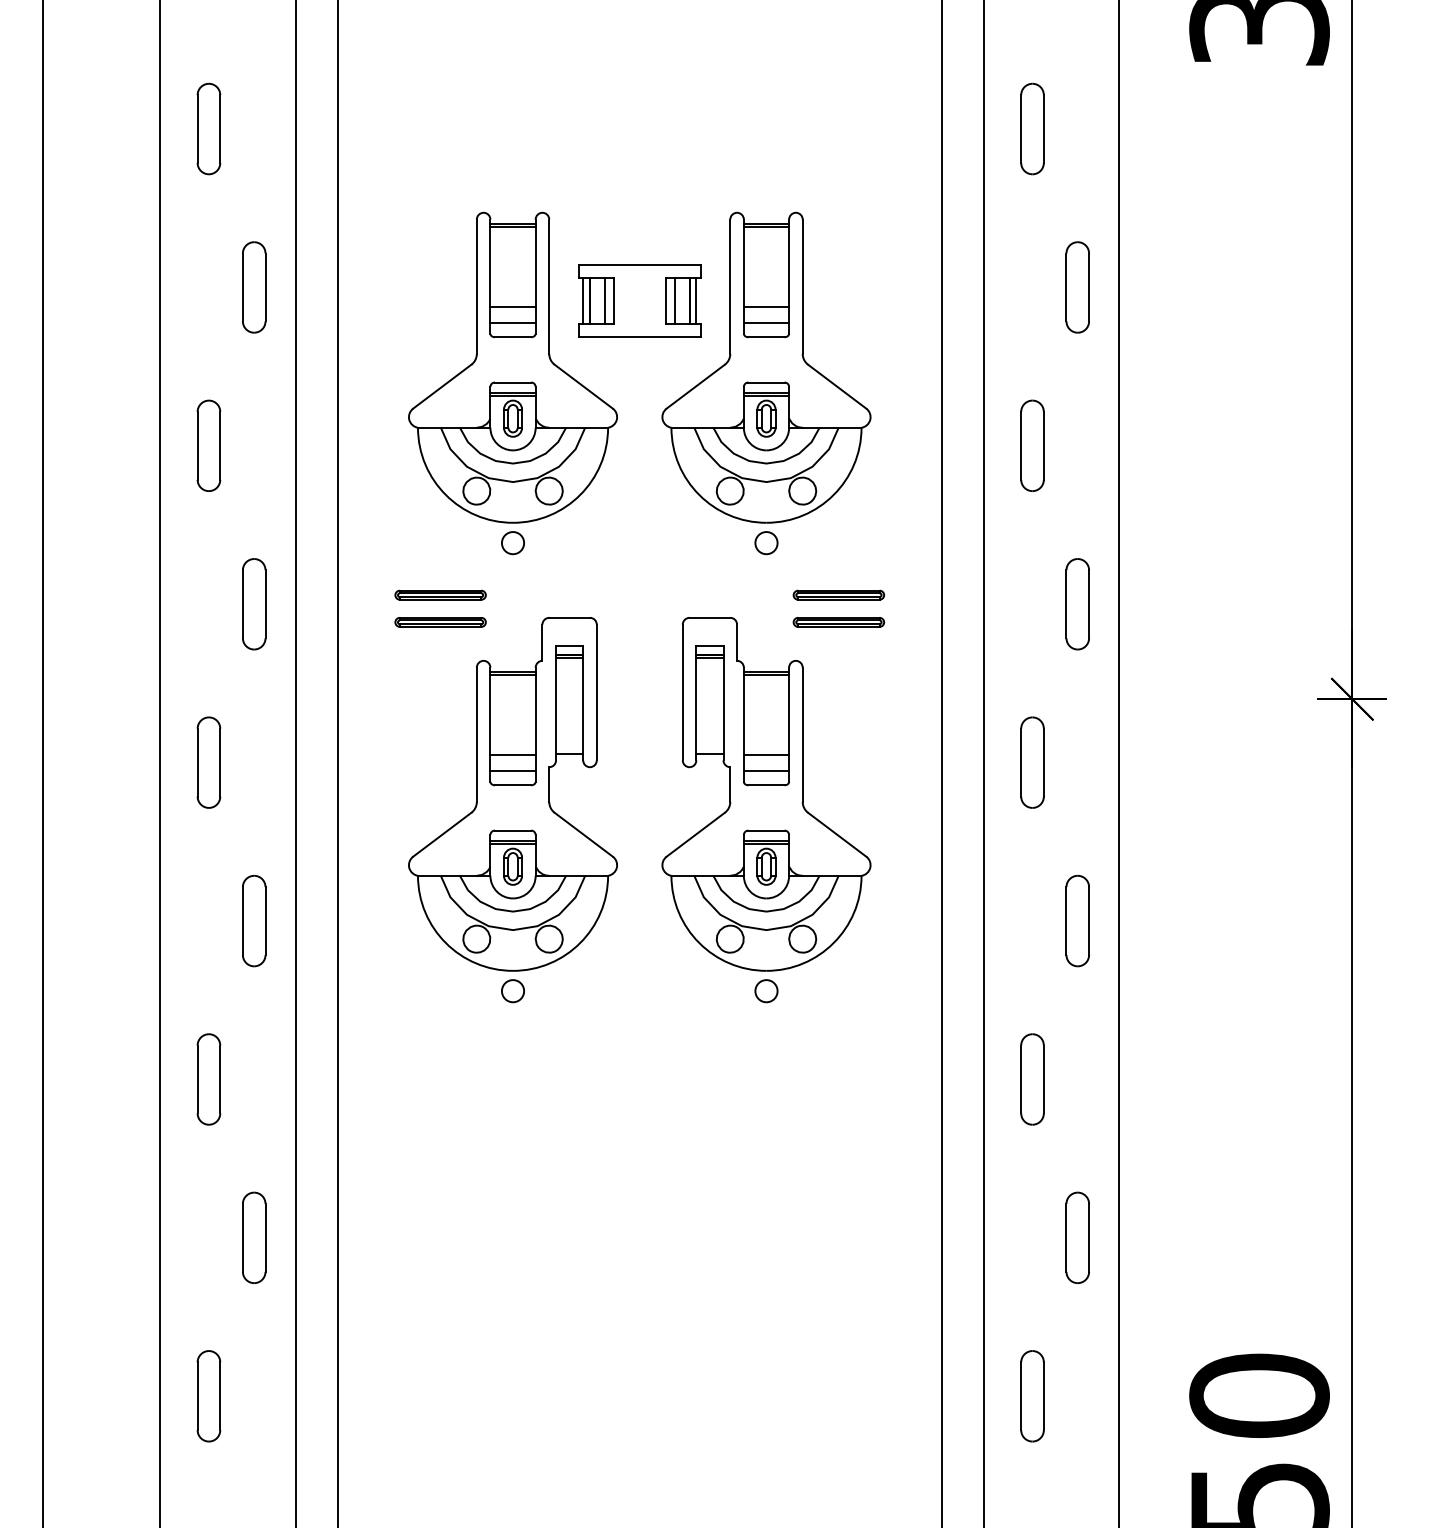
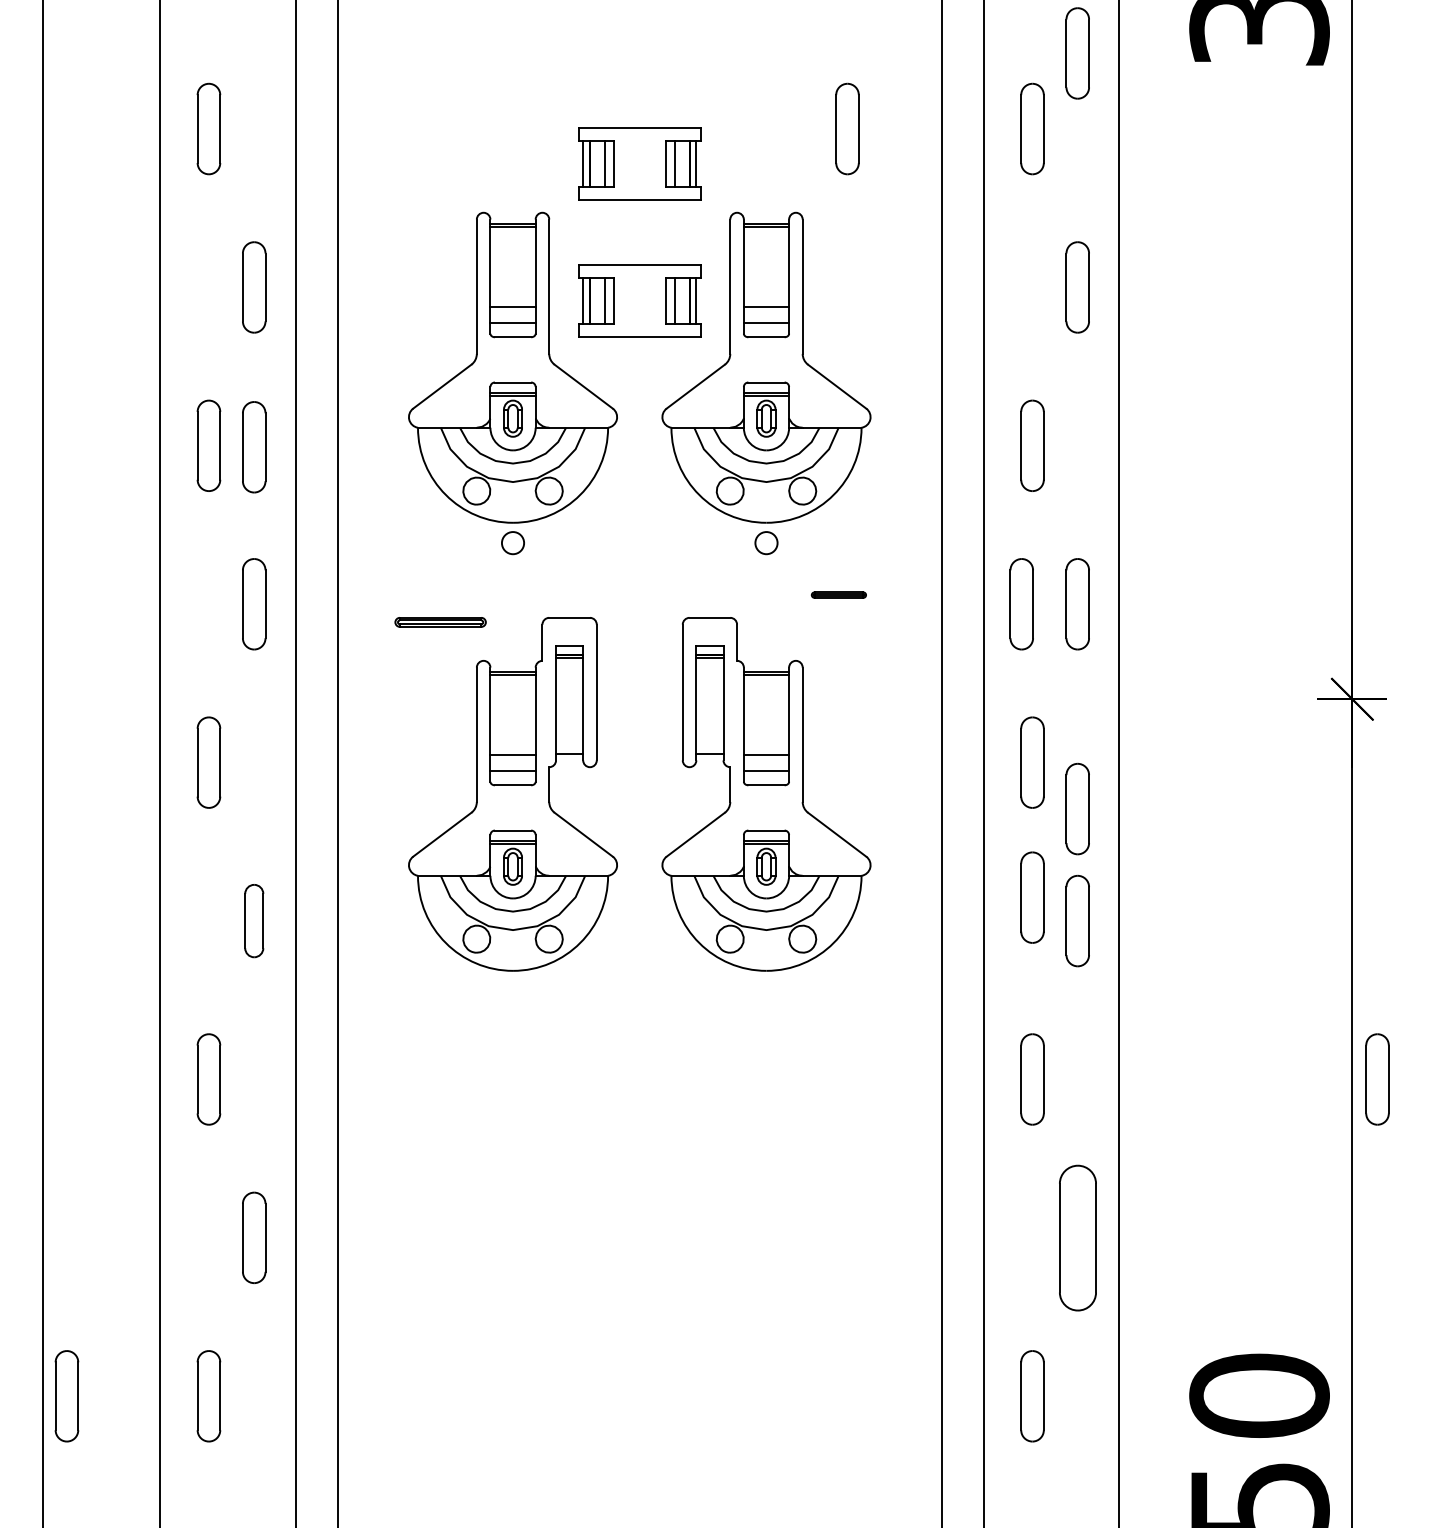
part: none -> present (1077, 53)
part: none -> present (847, 128)
part: none -> present (639, 163)
part: none -> present (254, 447)
part: present -> none (440, 594)
part size: 94x12 px -> 57x8 px (838, 594)
part: none -> present (1021, 604)
part: present -> none (838, 622)
part: none -> present (1077, 809)
part: none -> present (1032, 897)
part size: 25x94 px -> 21x75 px (254, 921)
circle: present -> none (512, 991)
circle: present -> none (766, 991)
part: none -> present (1377, 1079)
part size: 25x93 px -> 38x148 px (1077, 1237)
part: none -> present (66, 1396)
